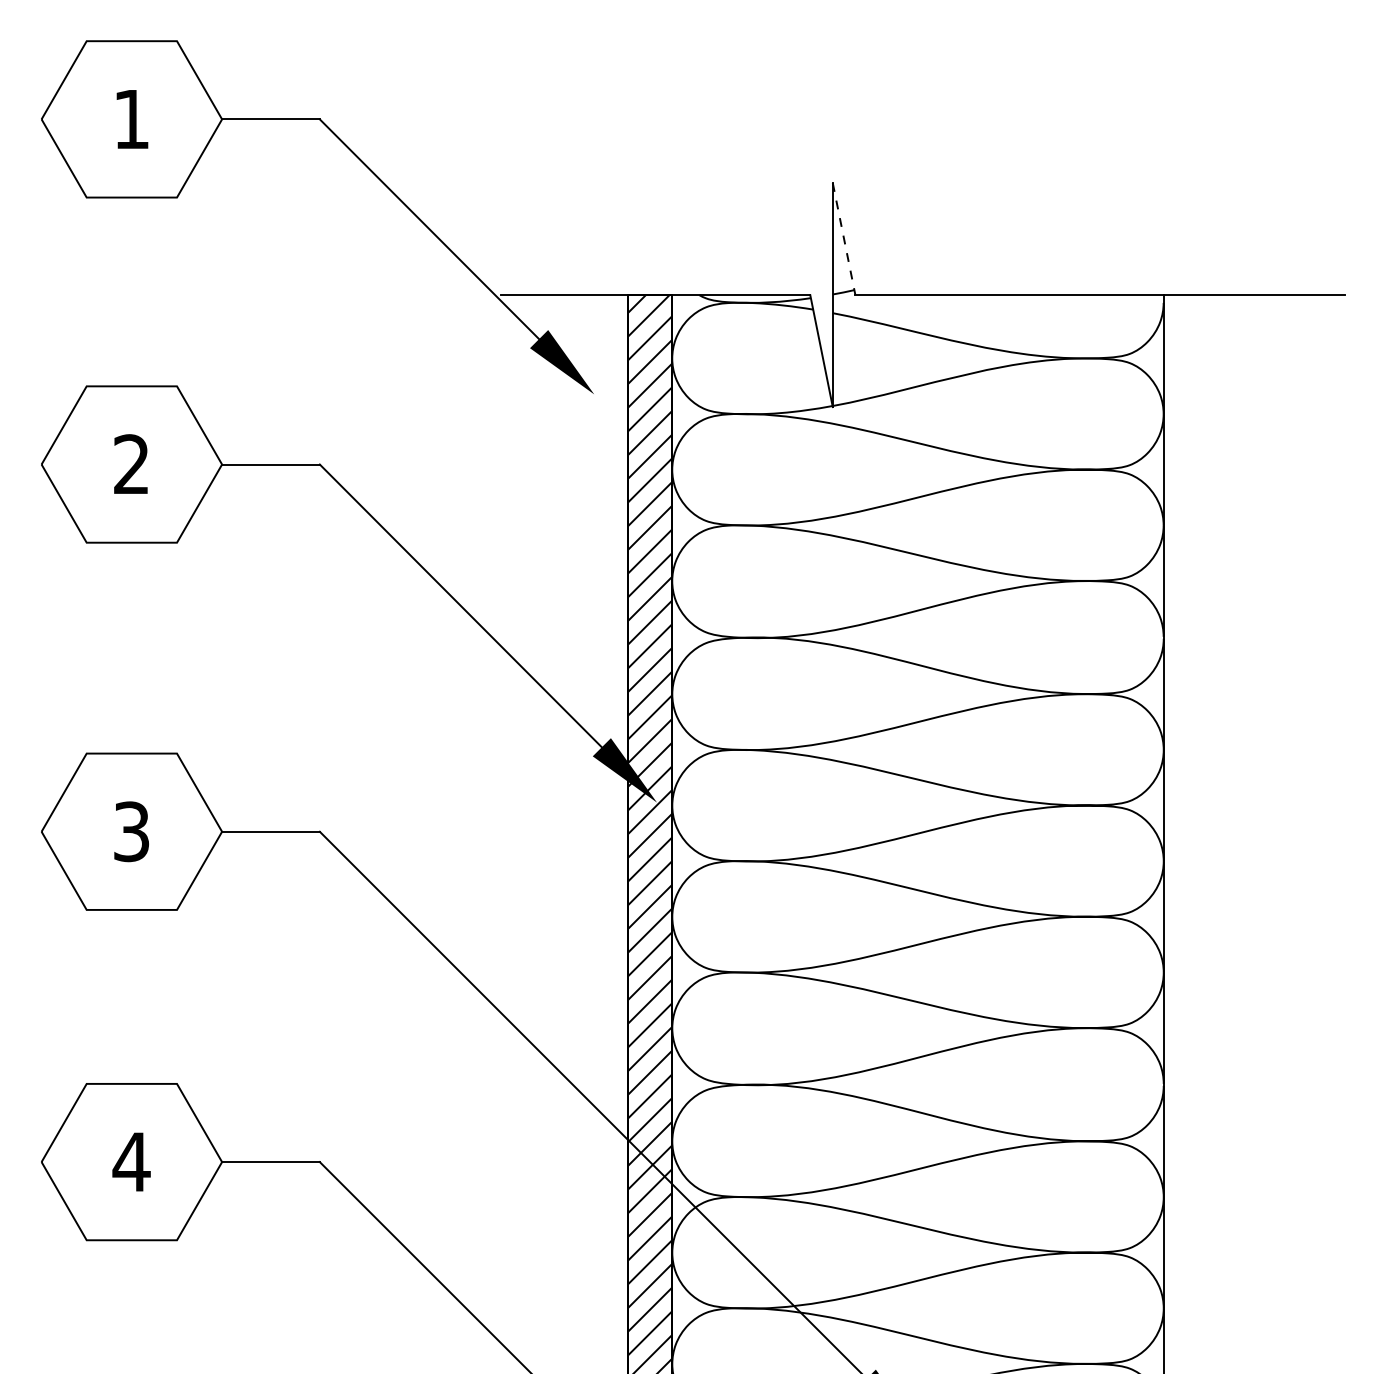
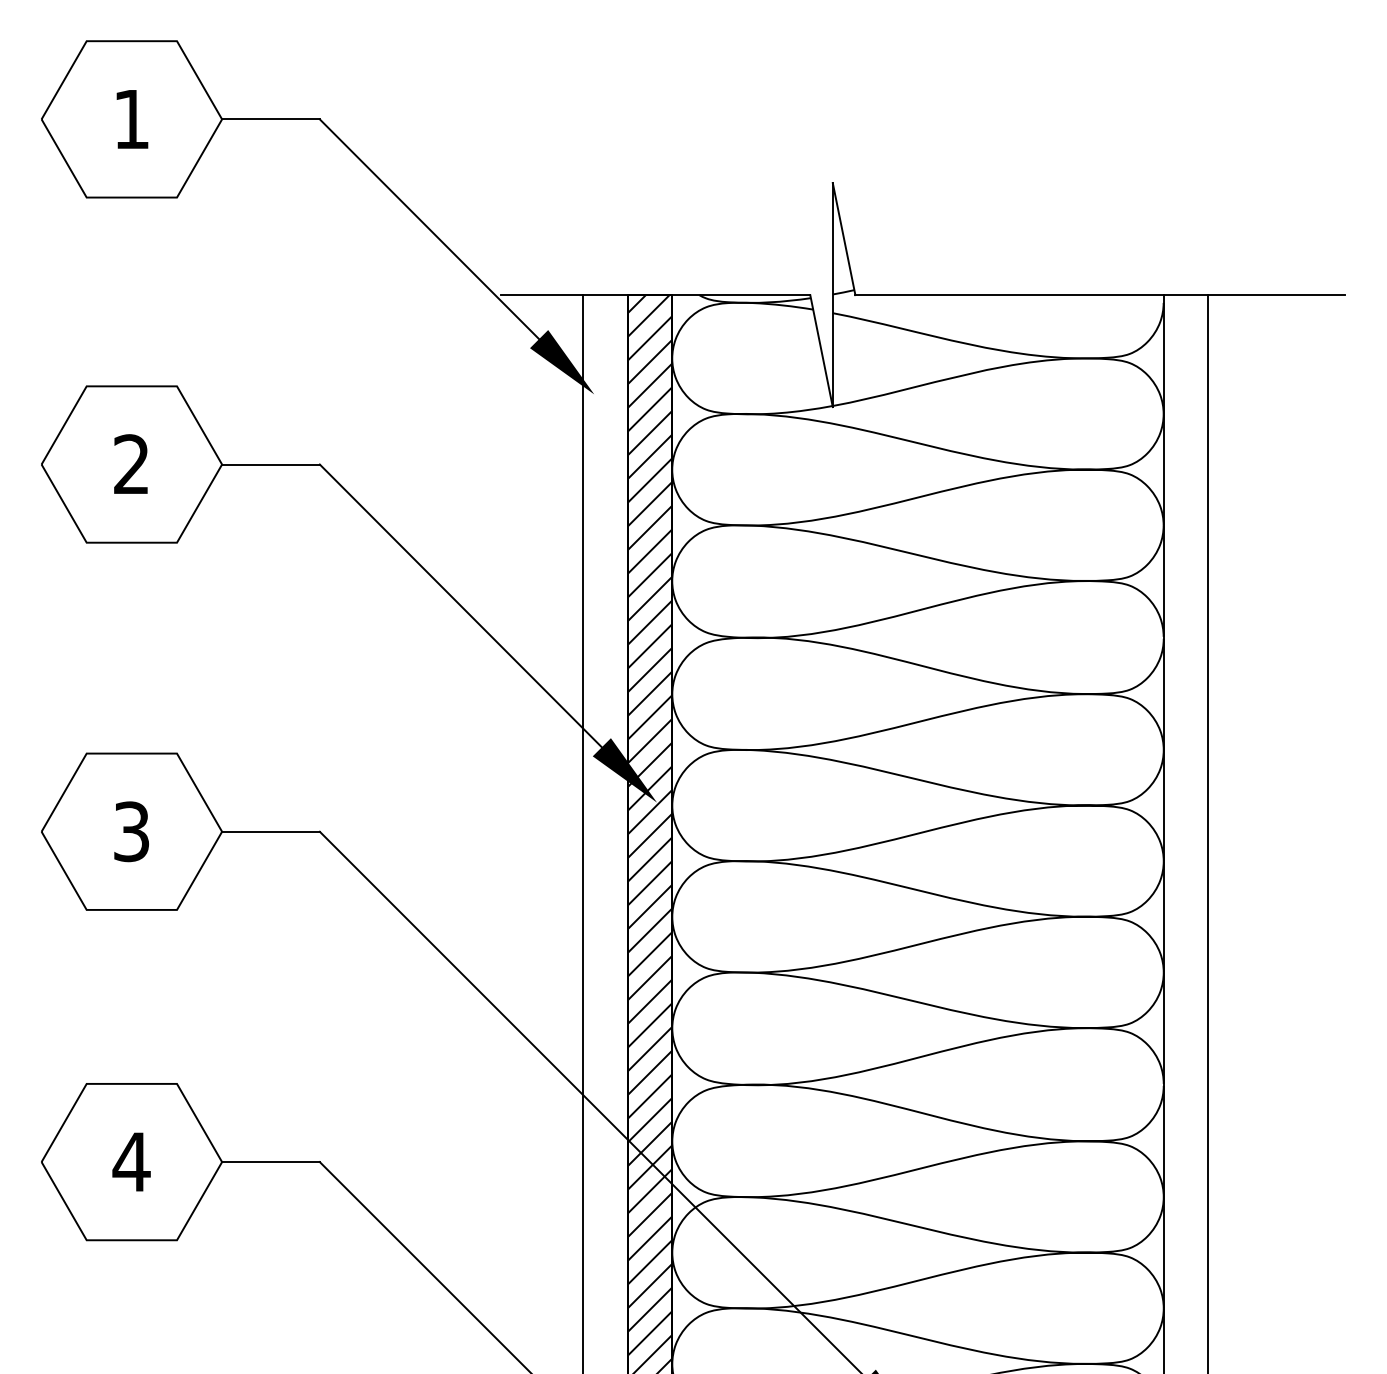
line: dashed -> solid (844, 239)
line: none -> present (582, 832)
line: none -> present (1208, 832)
